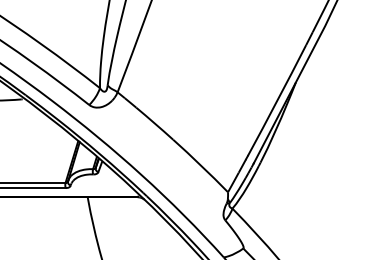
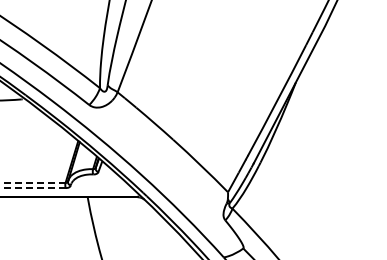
line: solid -> dashed (32, 182)
line: solid -> dashed (33, 188)
